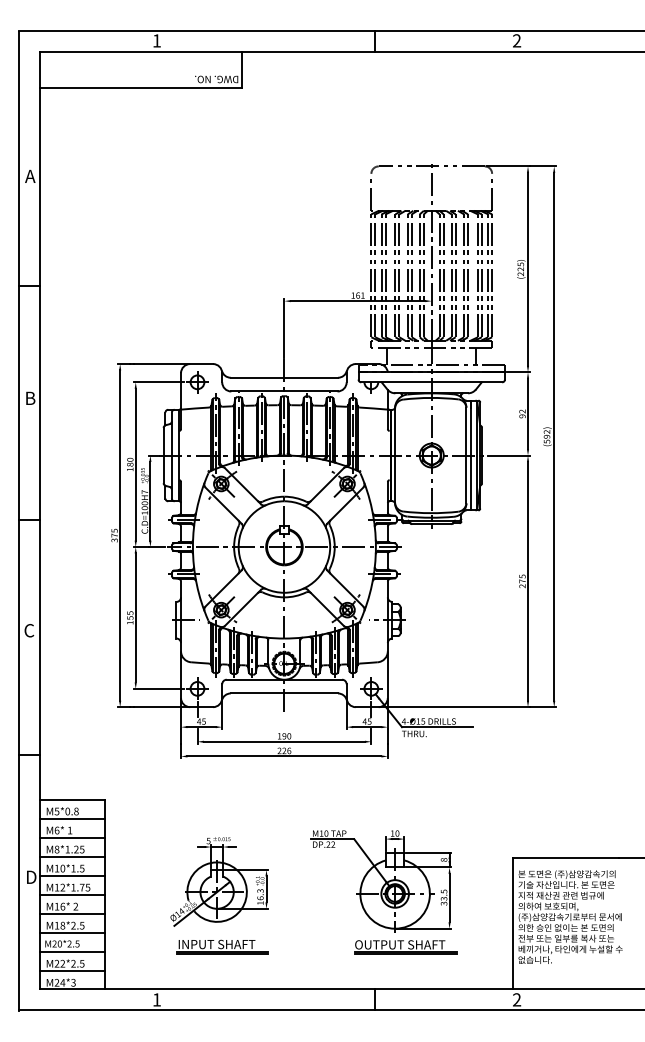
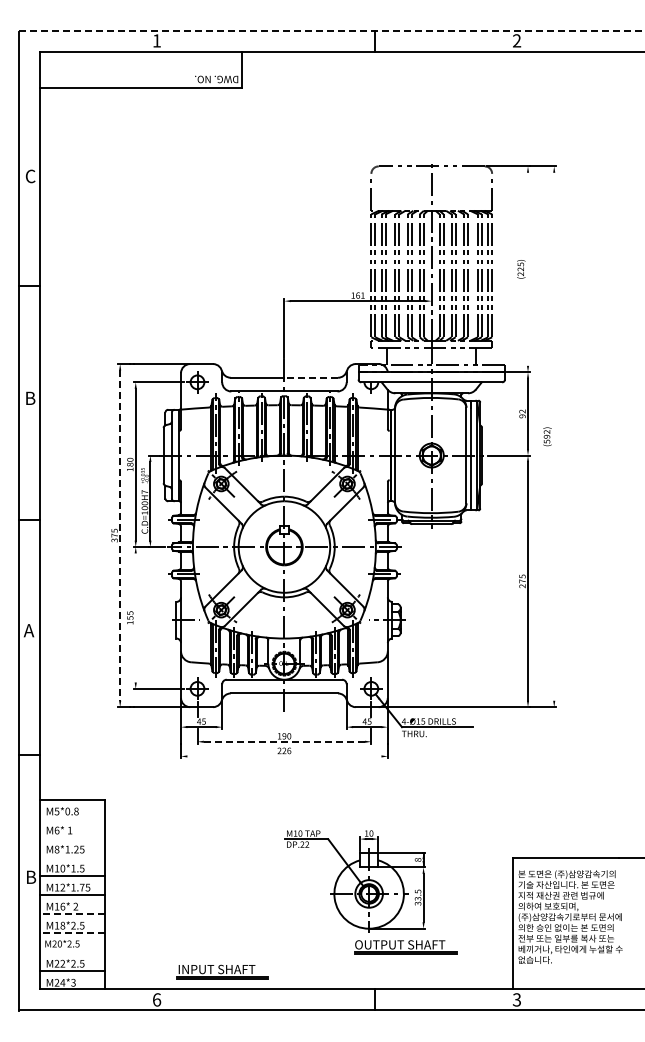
line: solid -> dashed (332, 31)
text: A -> C (30, 176)
line: present -> none (528, 268)
line: solid -> dashed (311, 377)
line: present -> none (554, 436)
line: solid -> dashed (120, 536)
line: present -> none (135, 617)
text: C -> A (28, 630)
line: solid -> dashed (284, 741)
line: present -> none (284, 756)
line: present -> none (72, 818)
line: present -> none (72, 837)
line: present -> none (72, 856)
text: D -> B (32, 877)
part: present -> none (219, 881)
part position: (380, 881) -> (354, 881) (354, 881)
line: solid -> dashed (72, 914)
line: solid -> dashed (72, 933)
part position: (222, 946) -> (222, 971) (222, 971)
line: present -> none (72, 952)
text: 1 -> 6 (157, 999)
text: 2 -> 3 (516, 1000)
